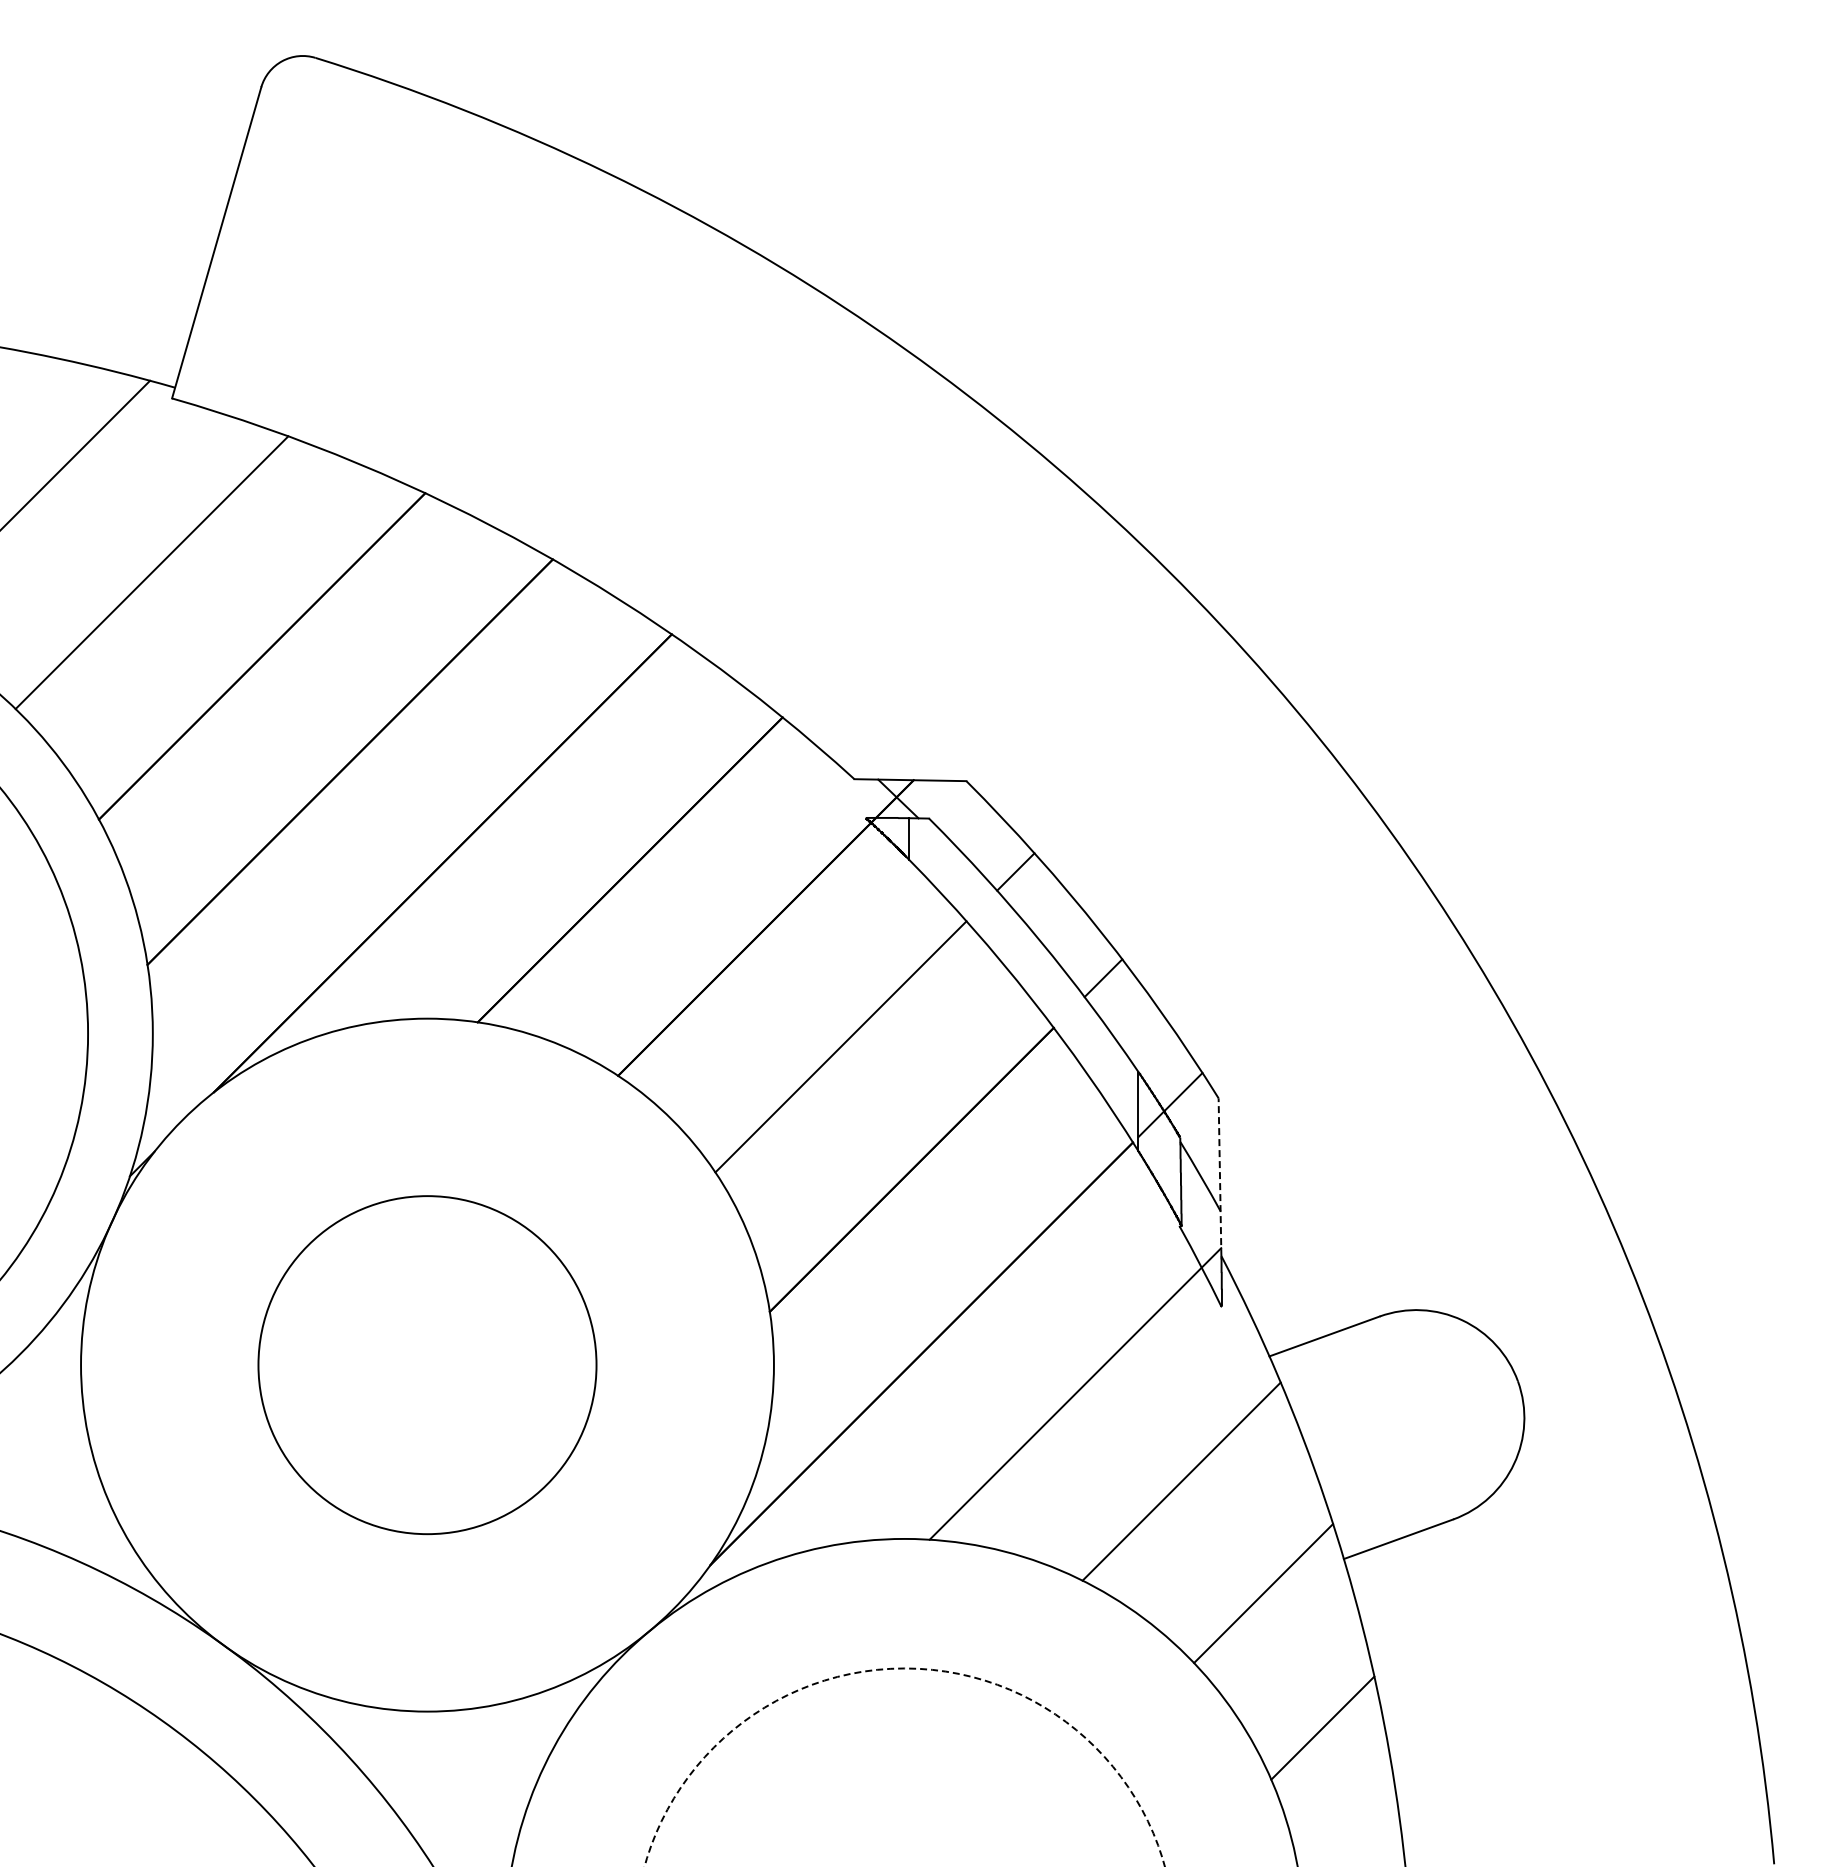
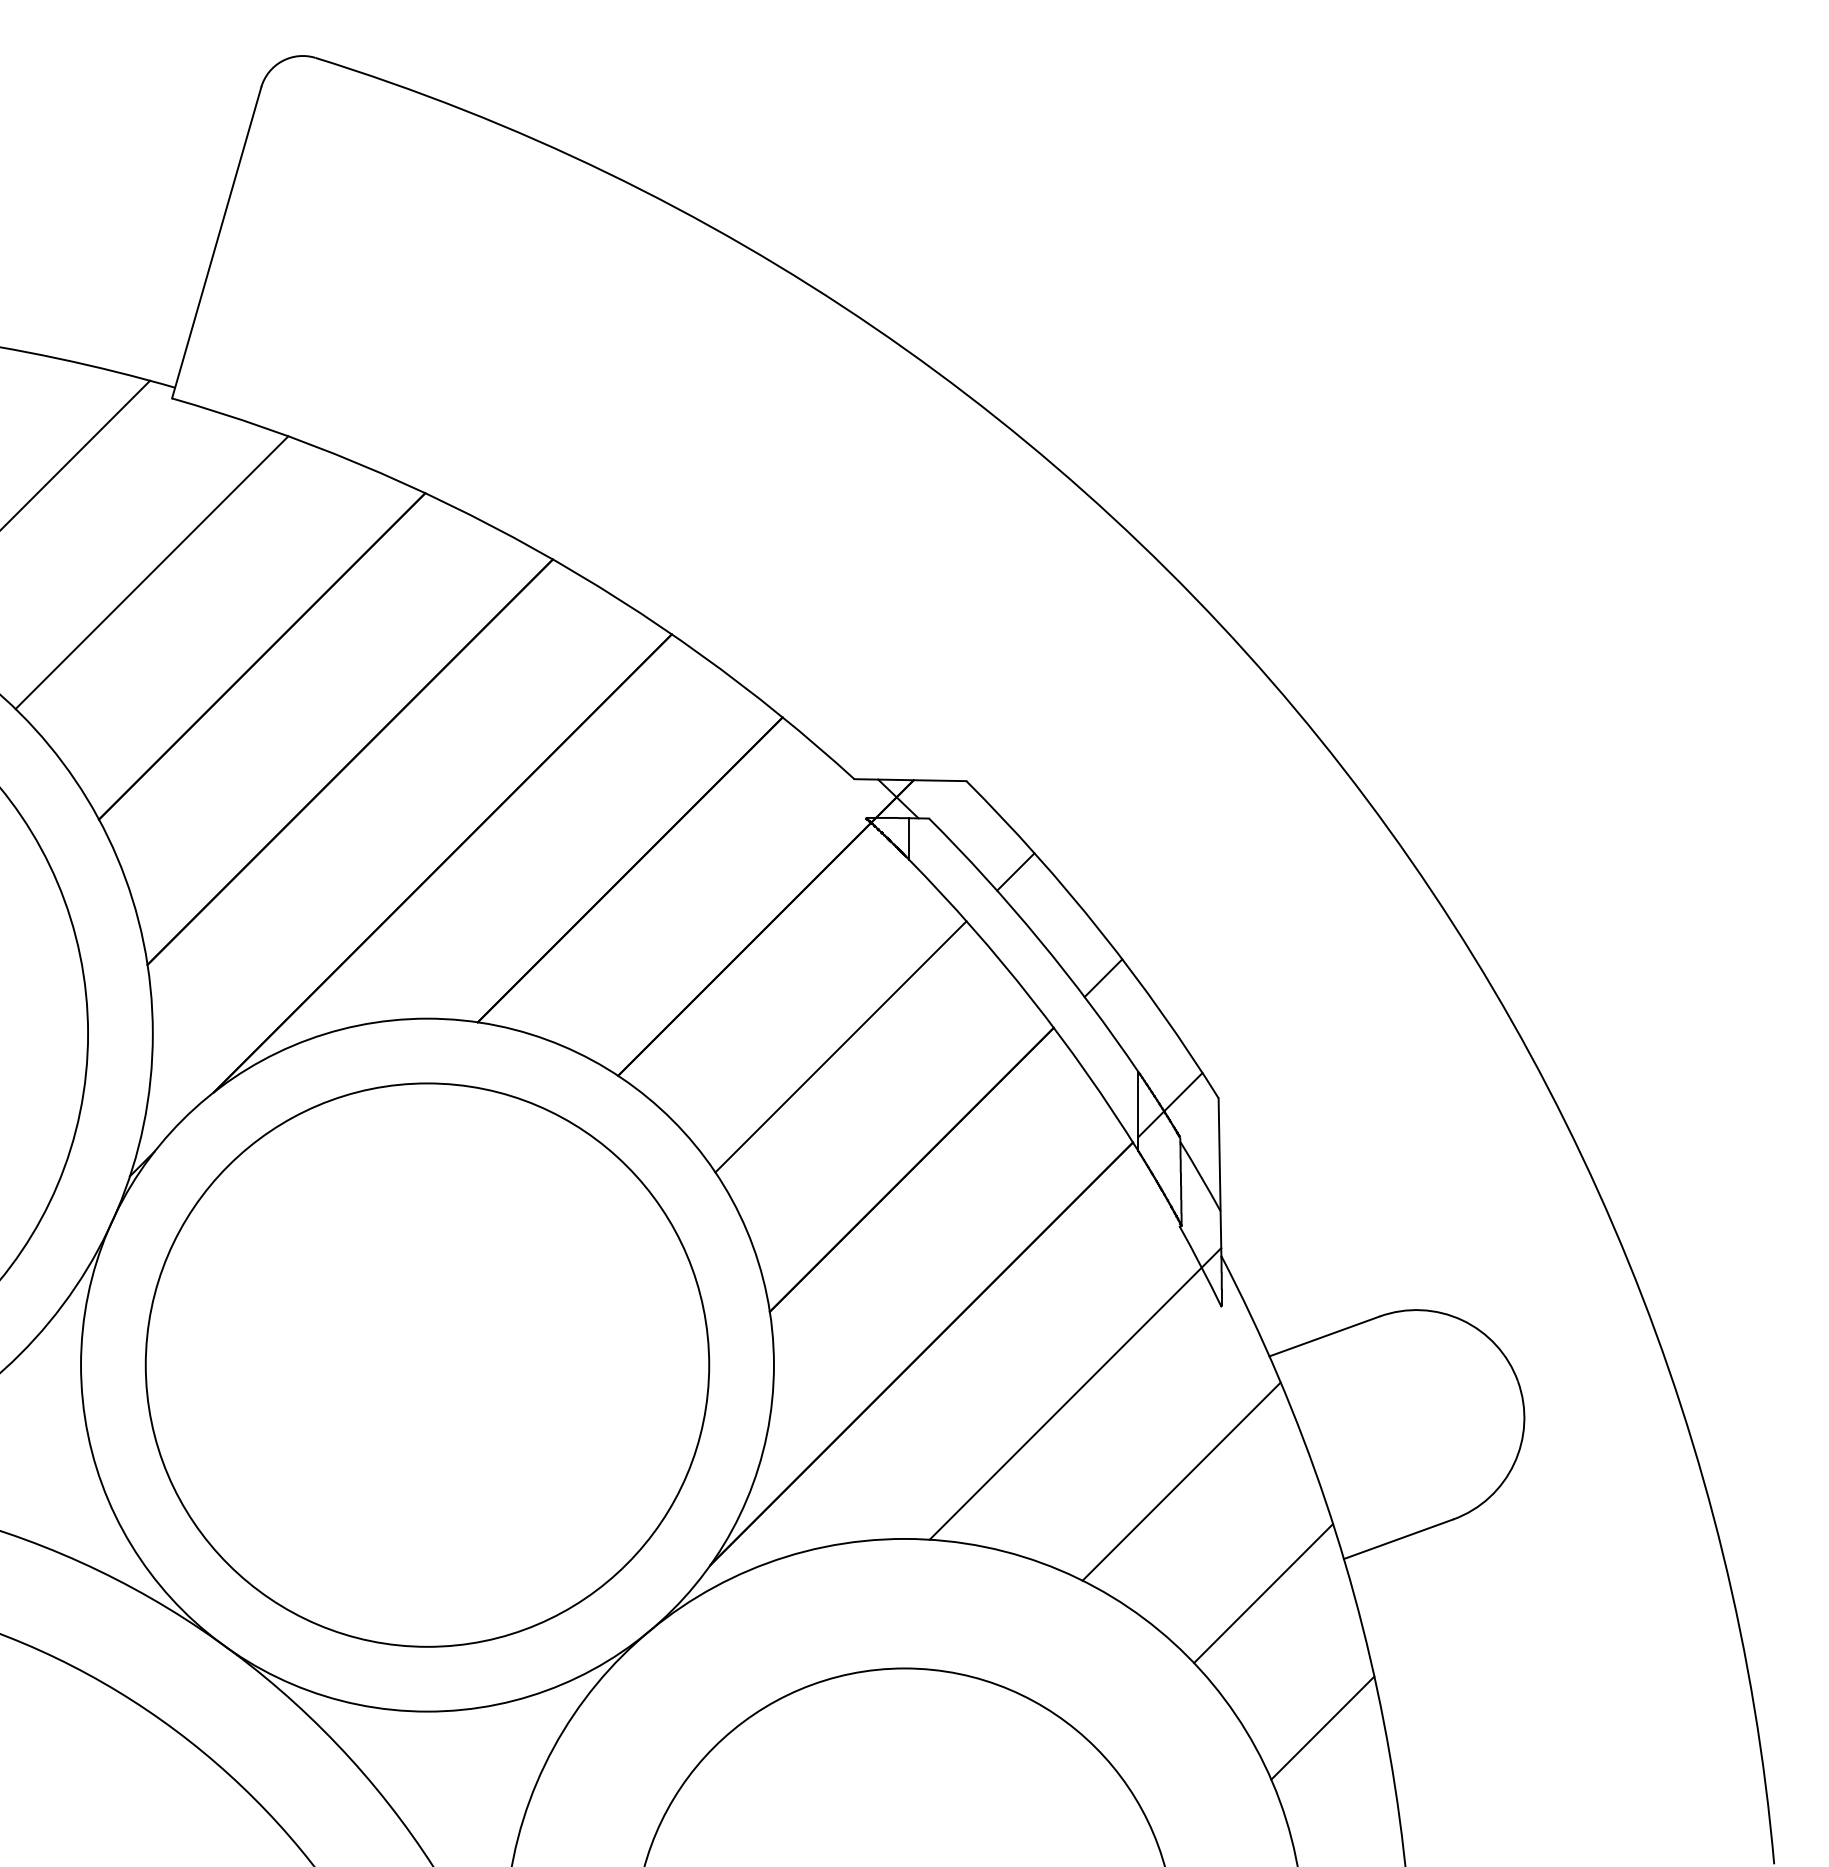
line: dashed -> solid (1220, 1177)
circle diameter: 338 px -> 563 px (427, 1364)
circle: dashed -> solid (904, 1767)
